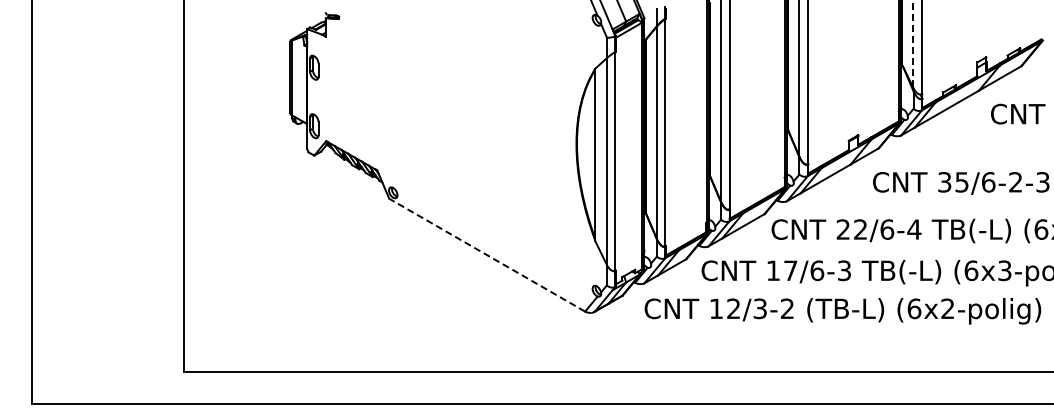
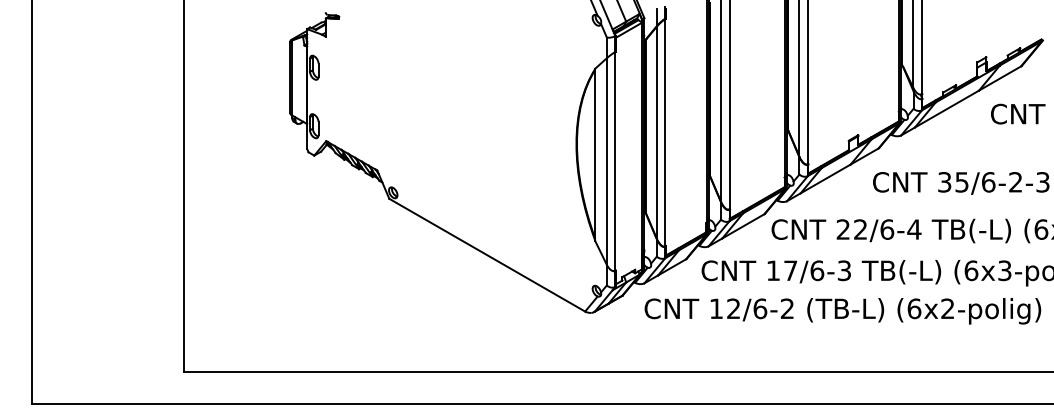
line: dashed -> solid (913, 44)
line: dashed -> solid (486, 254)
text: 12/3-2 -> 12/6-2 (760, 308)
